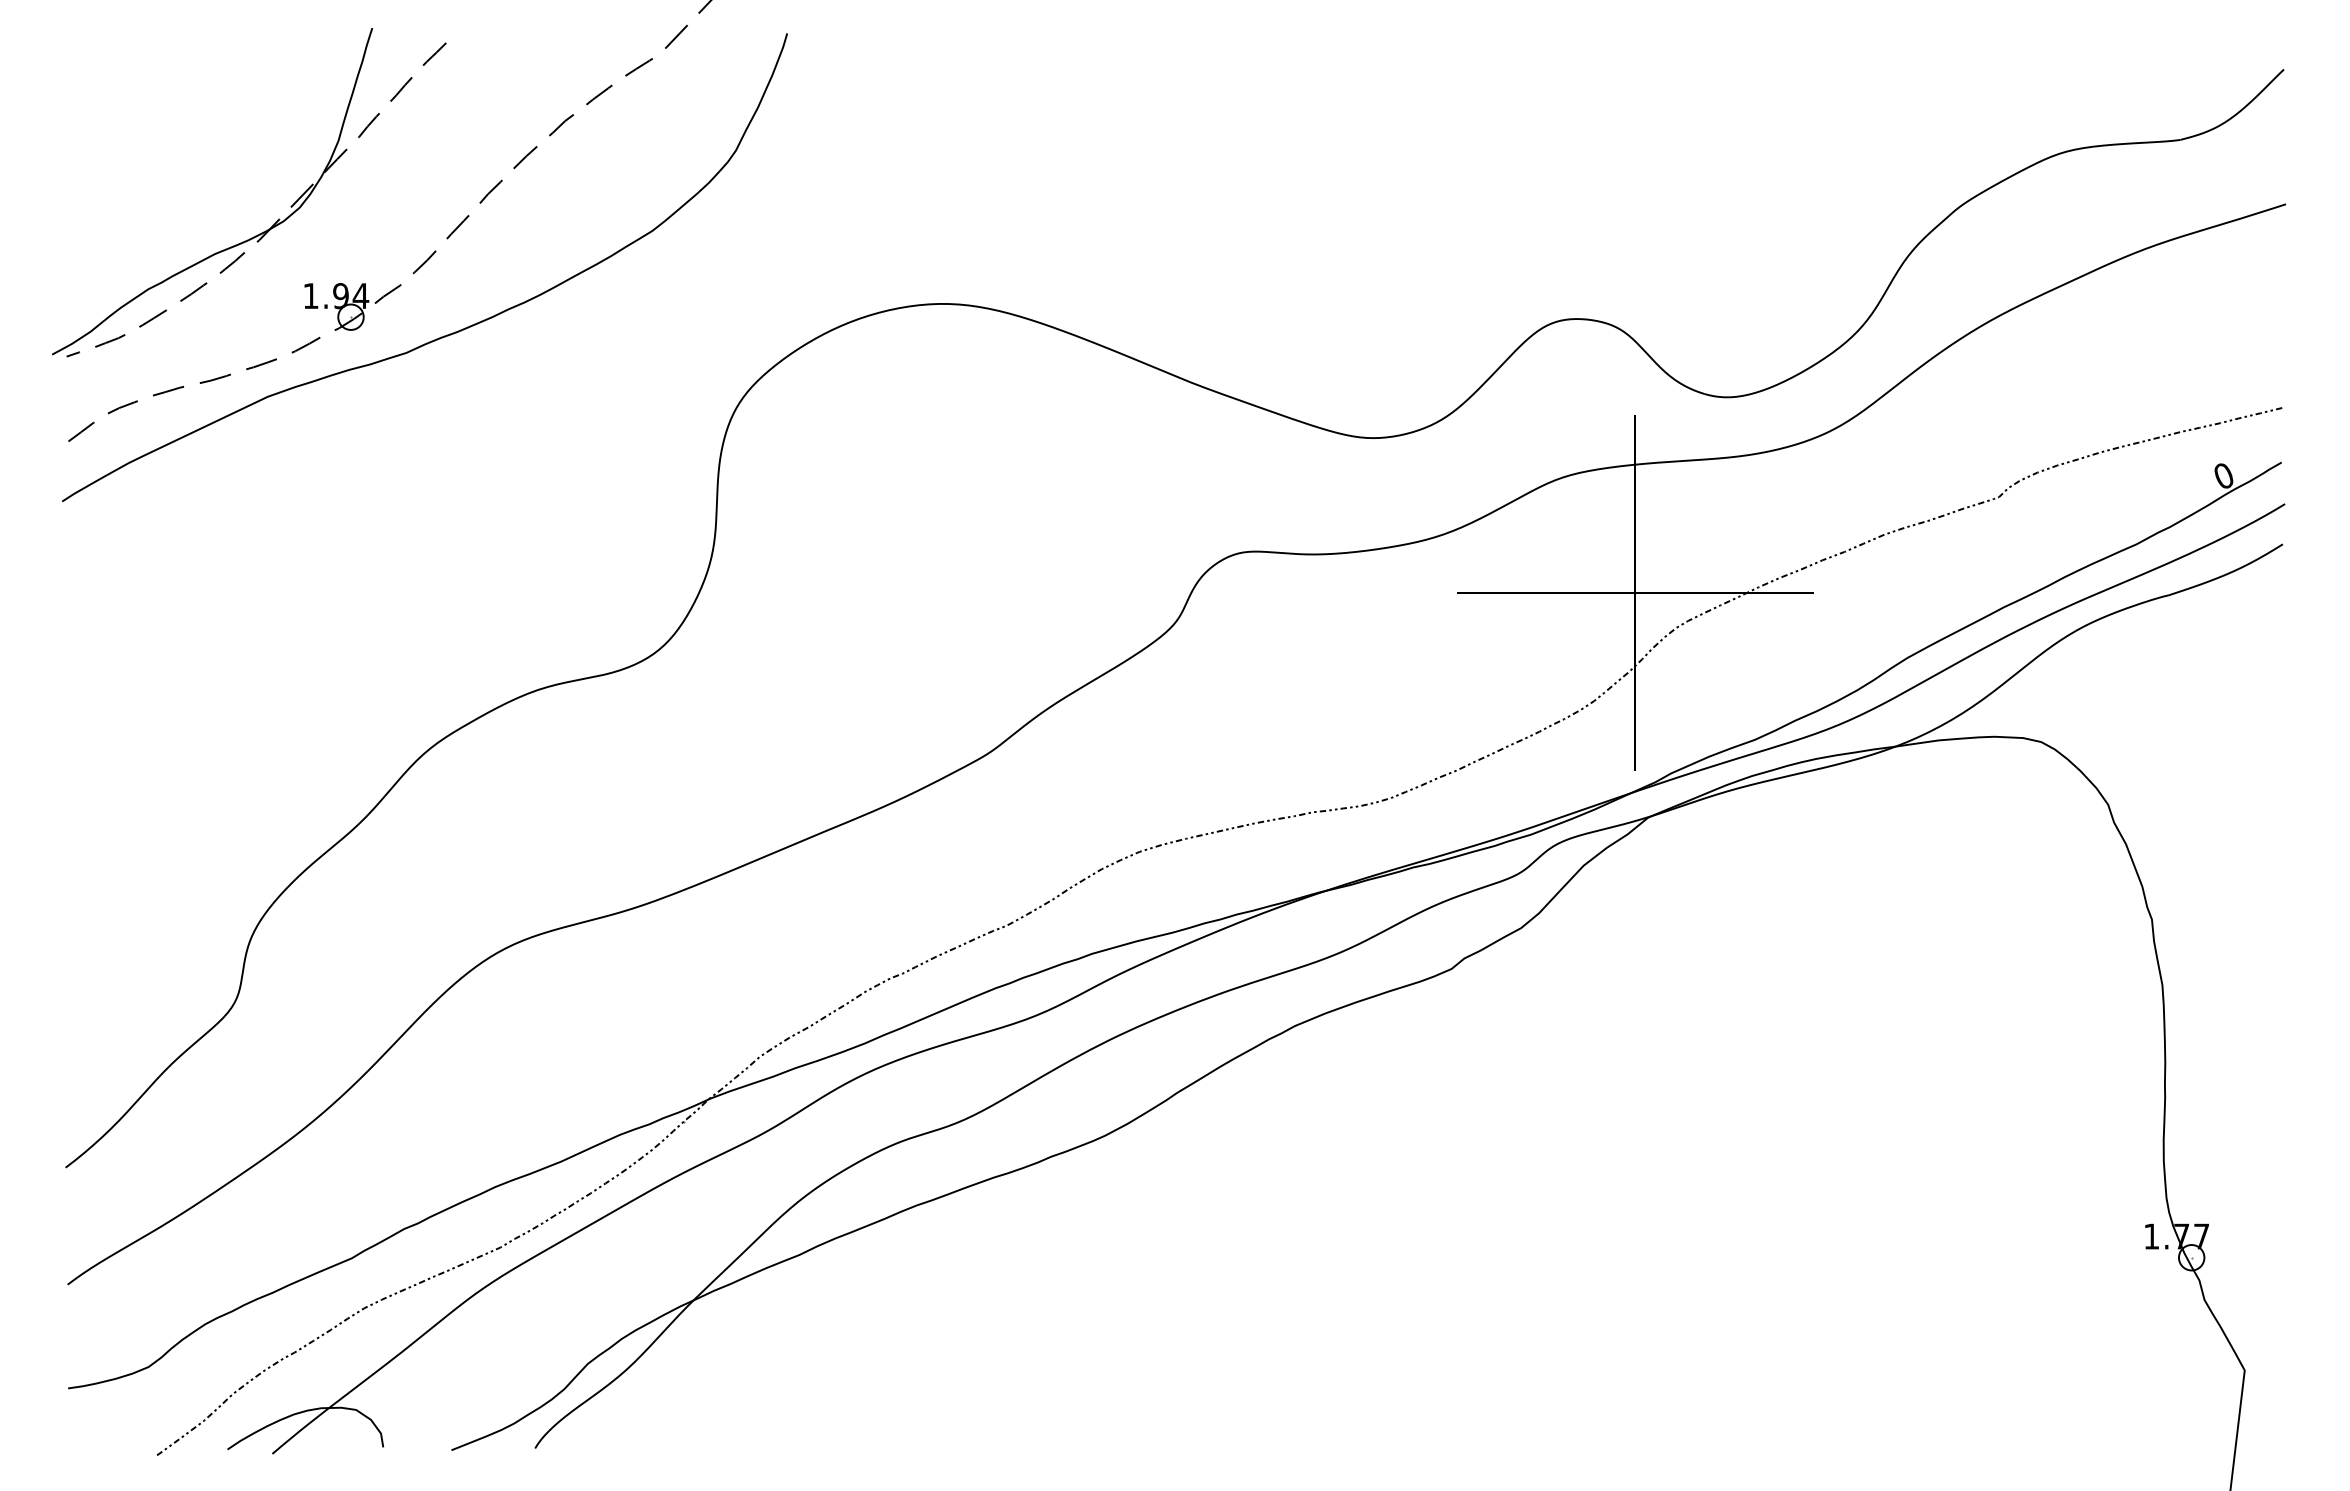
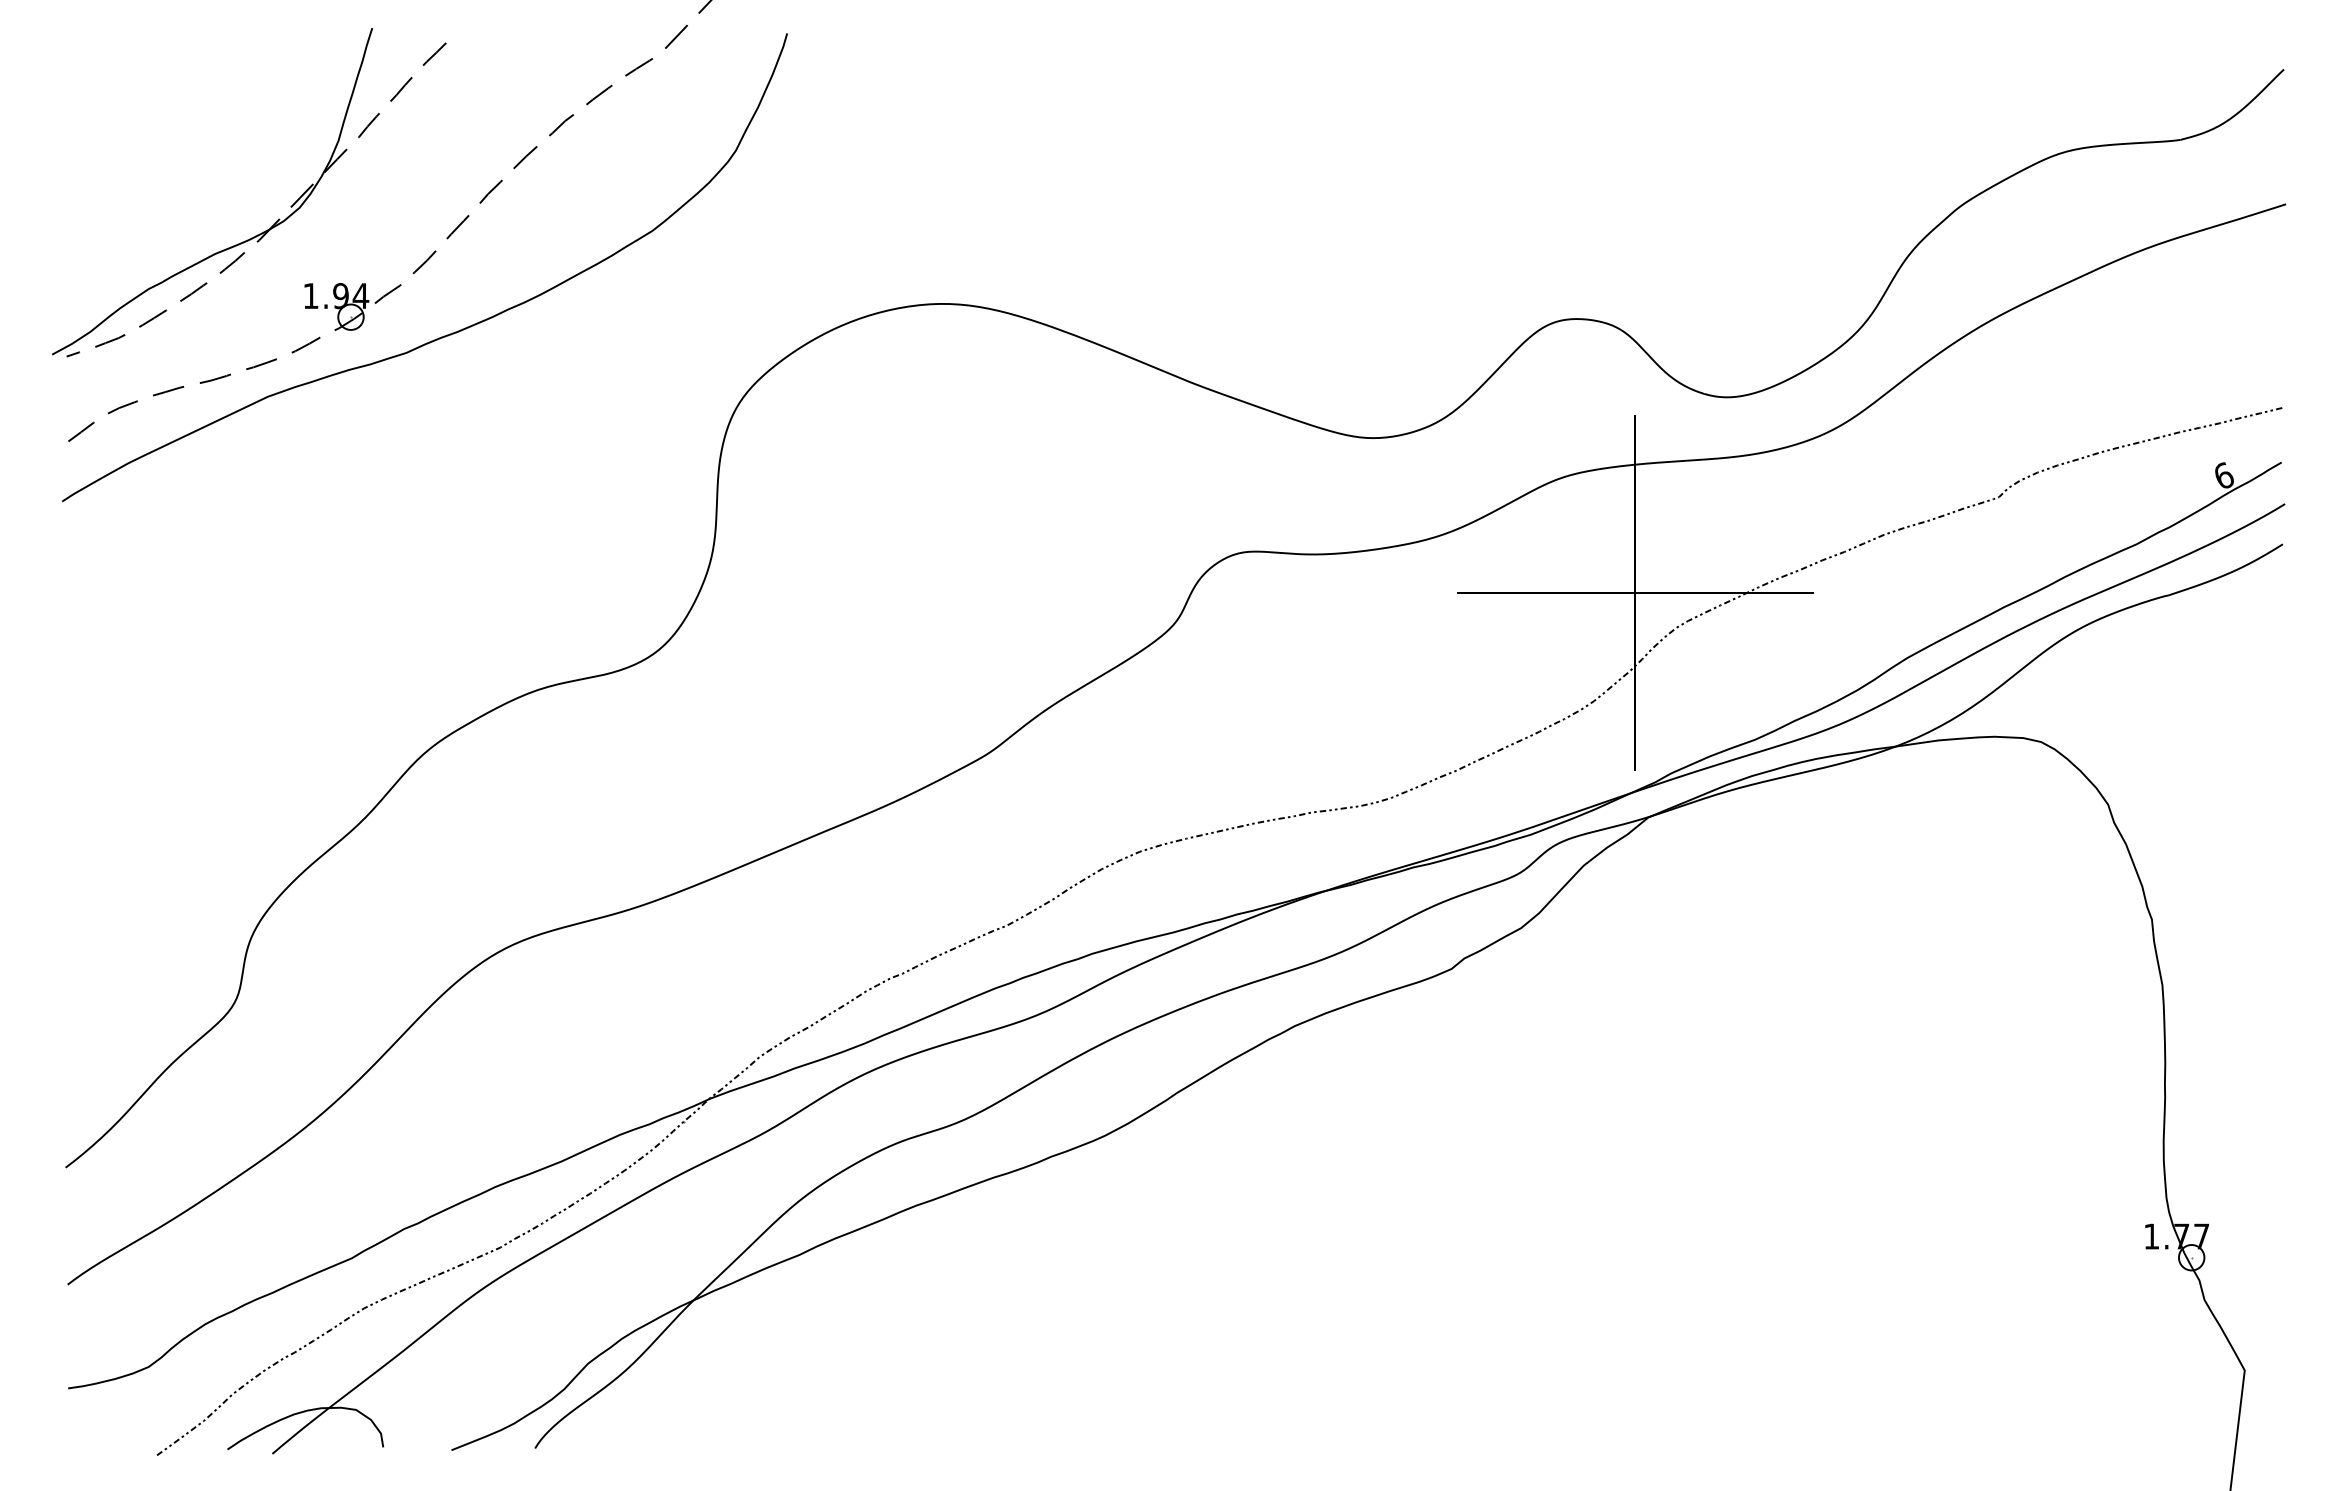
text: 0 -> 9 (2223, 475)
